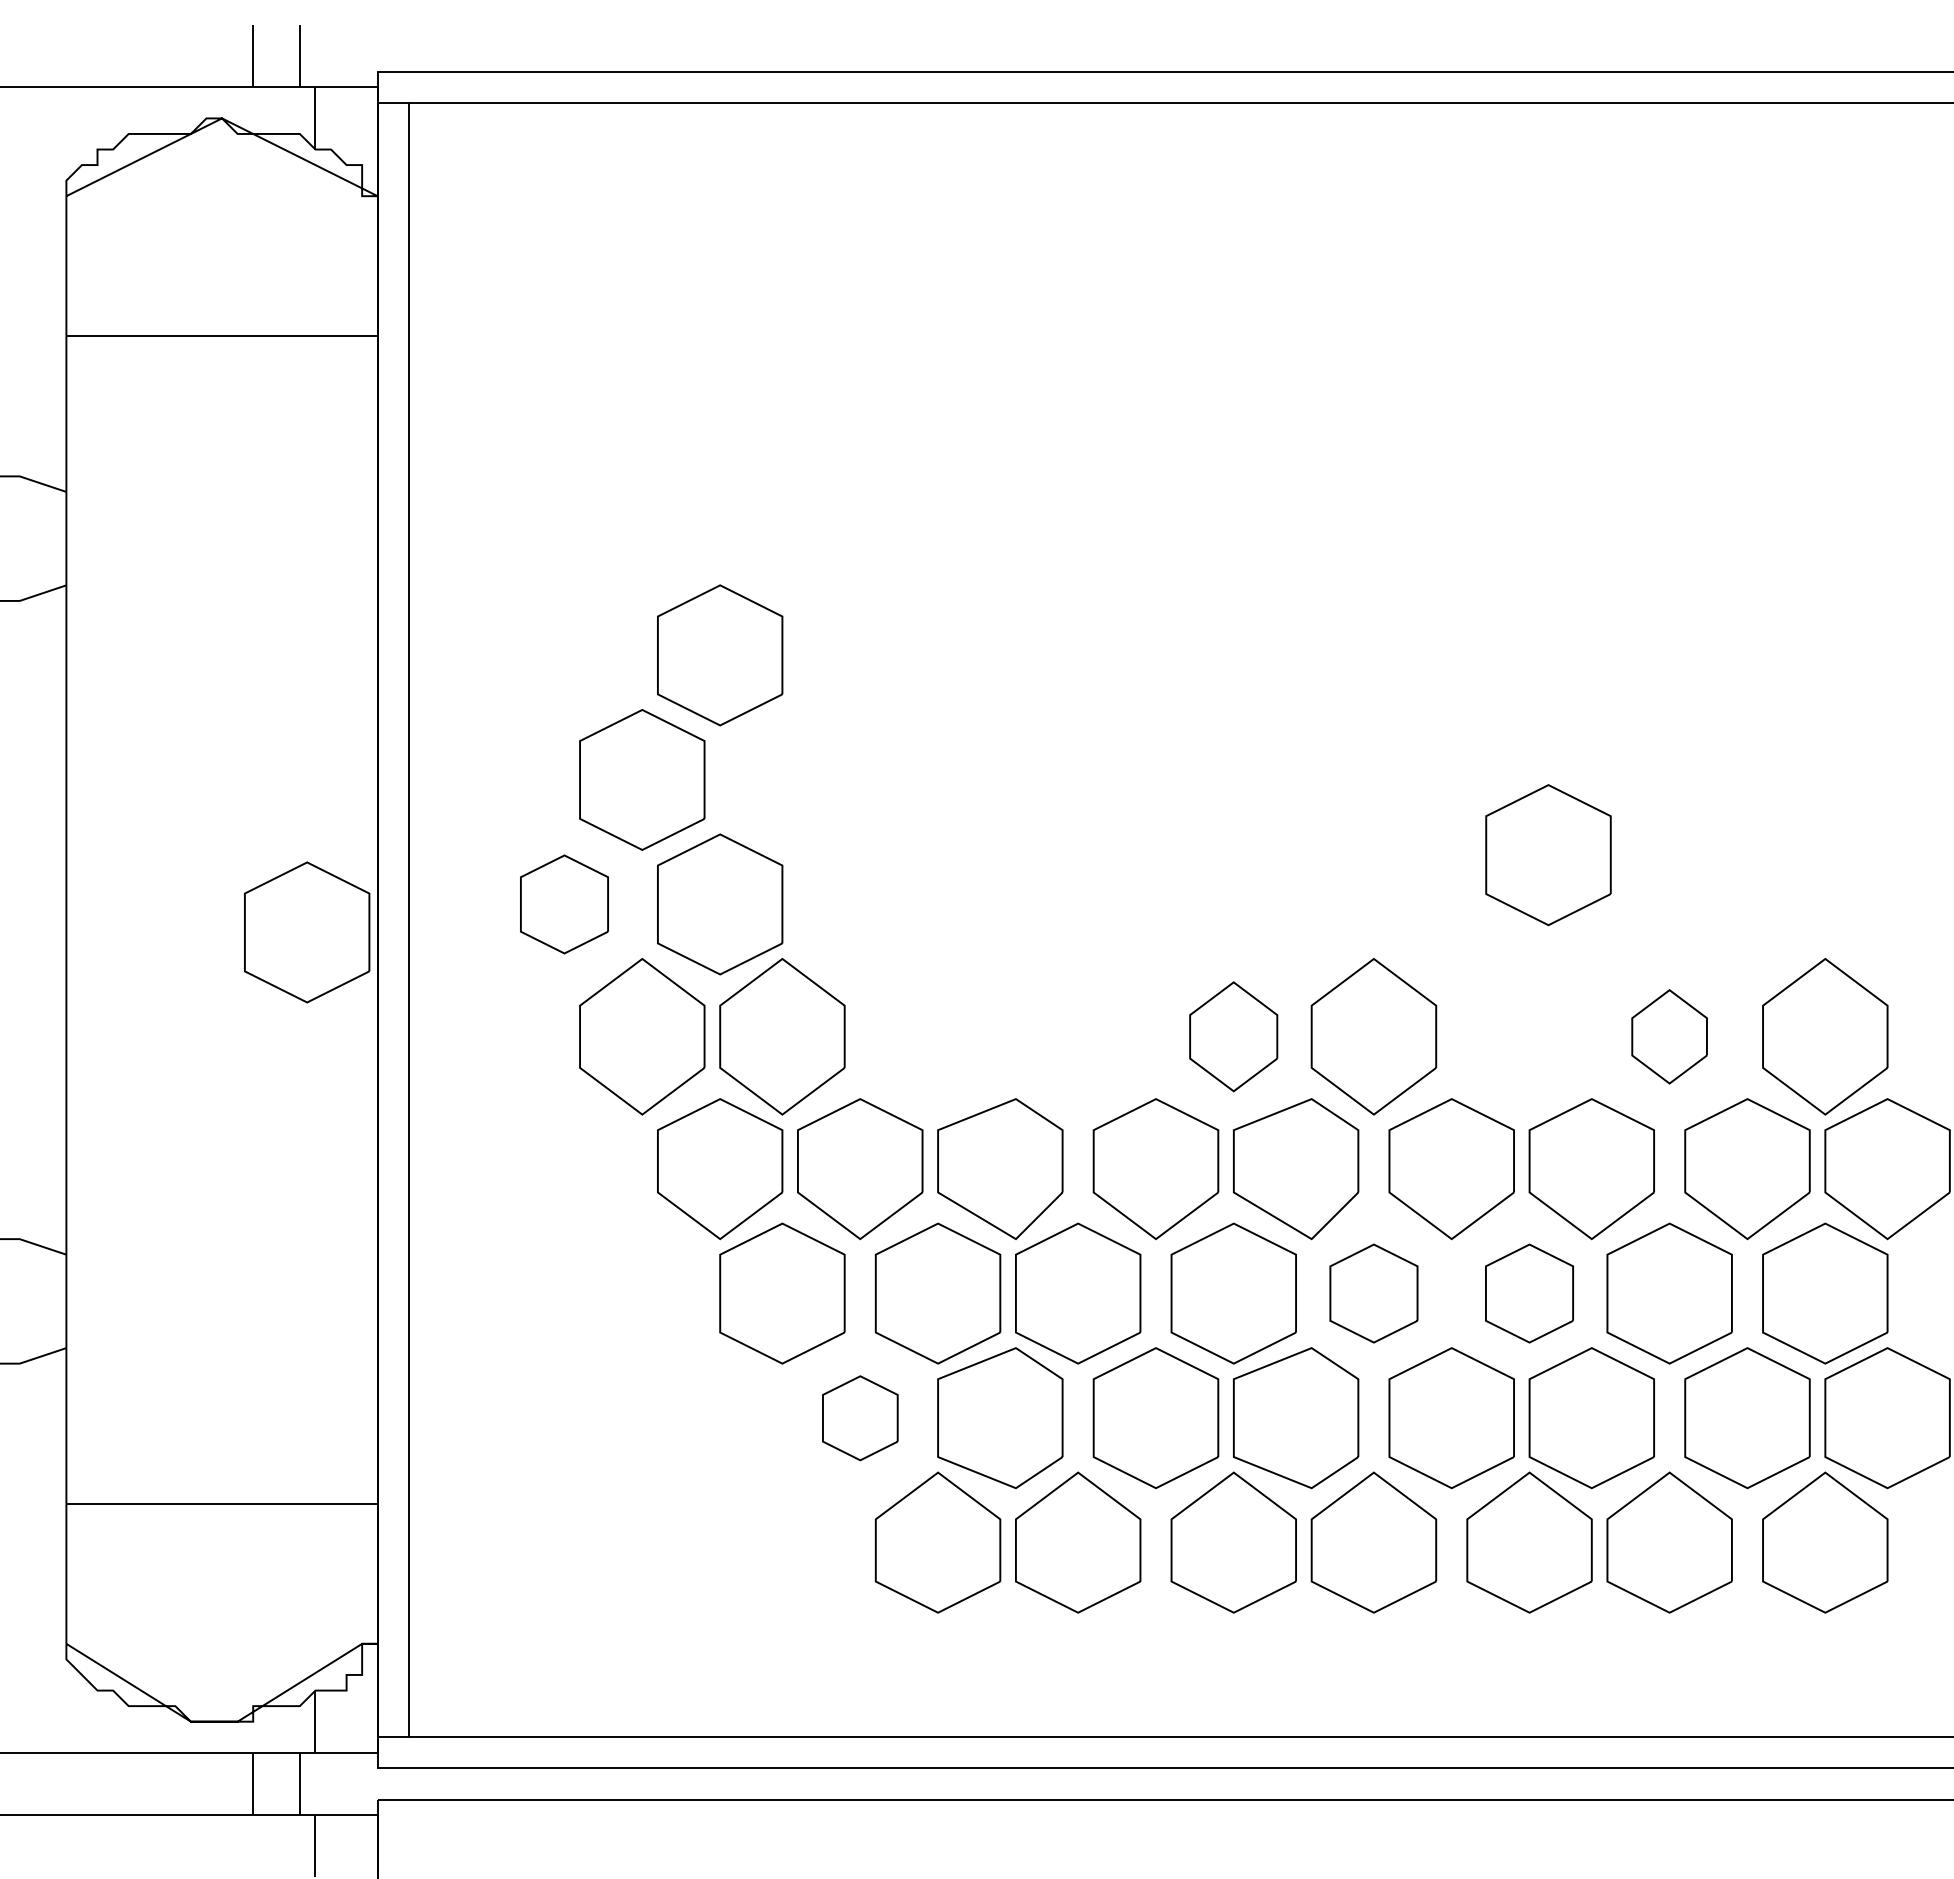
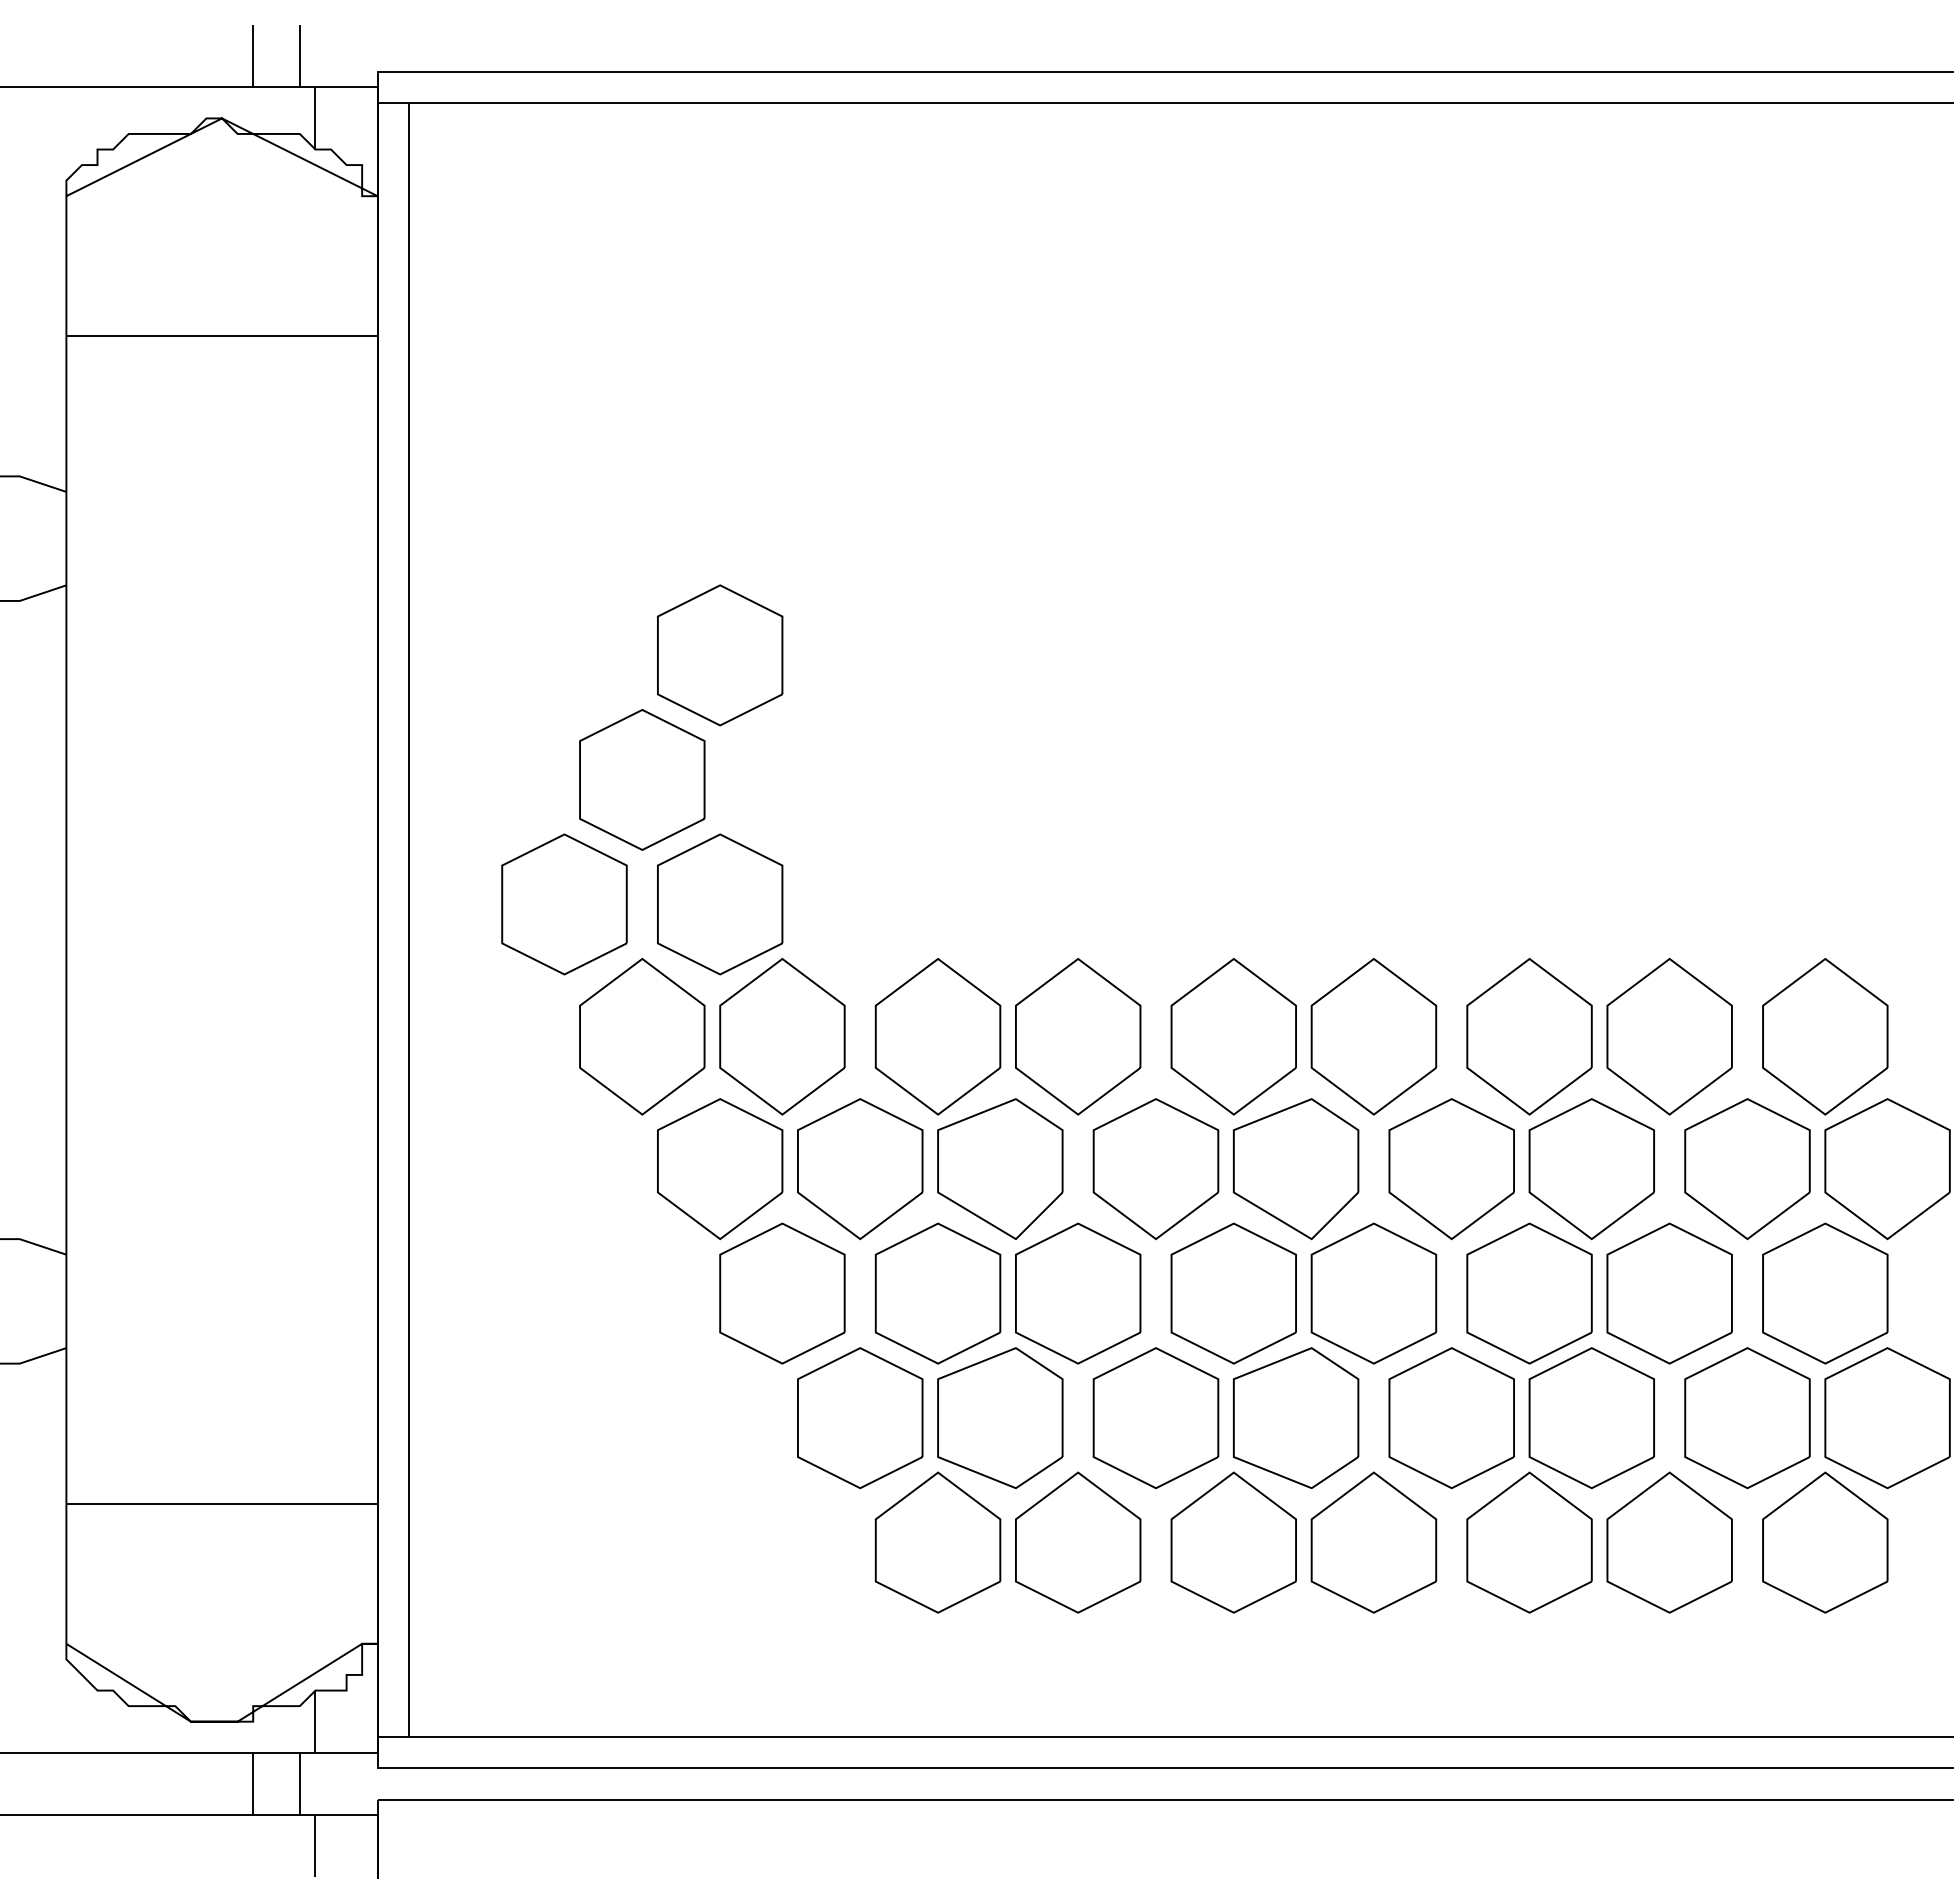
part: present -> none (1548, 855)
part size: 89x101 px -> 127x143 px (564, 904)
part: present -> none (307, 932)
part: none -> present (937, 1036)
part: none -> present (1078, 1036)
part size: 90x112 px -> 127x158 px (1233, 1036)
part: none -> present (1529, 1036)
part size: 77x96 px -> 127x158 px (1669, 1036)
part size: 90x101 px -> 128x143 px (1373, 1293)
part size: 89x101 px -> 127x143 px (1529, 1293)
part size: 77x87 px -> 127x143 px (860, 1418)
